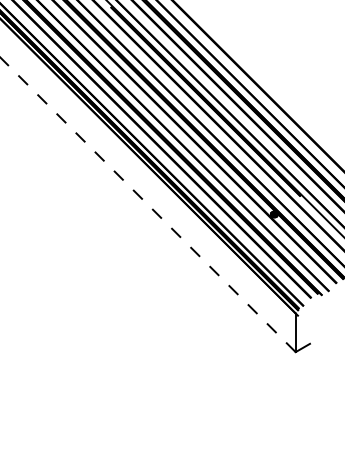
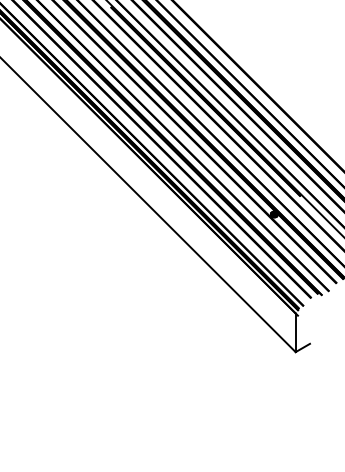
line: dashed -> solid (147, 204)
